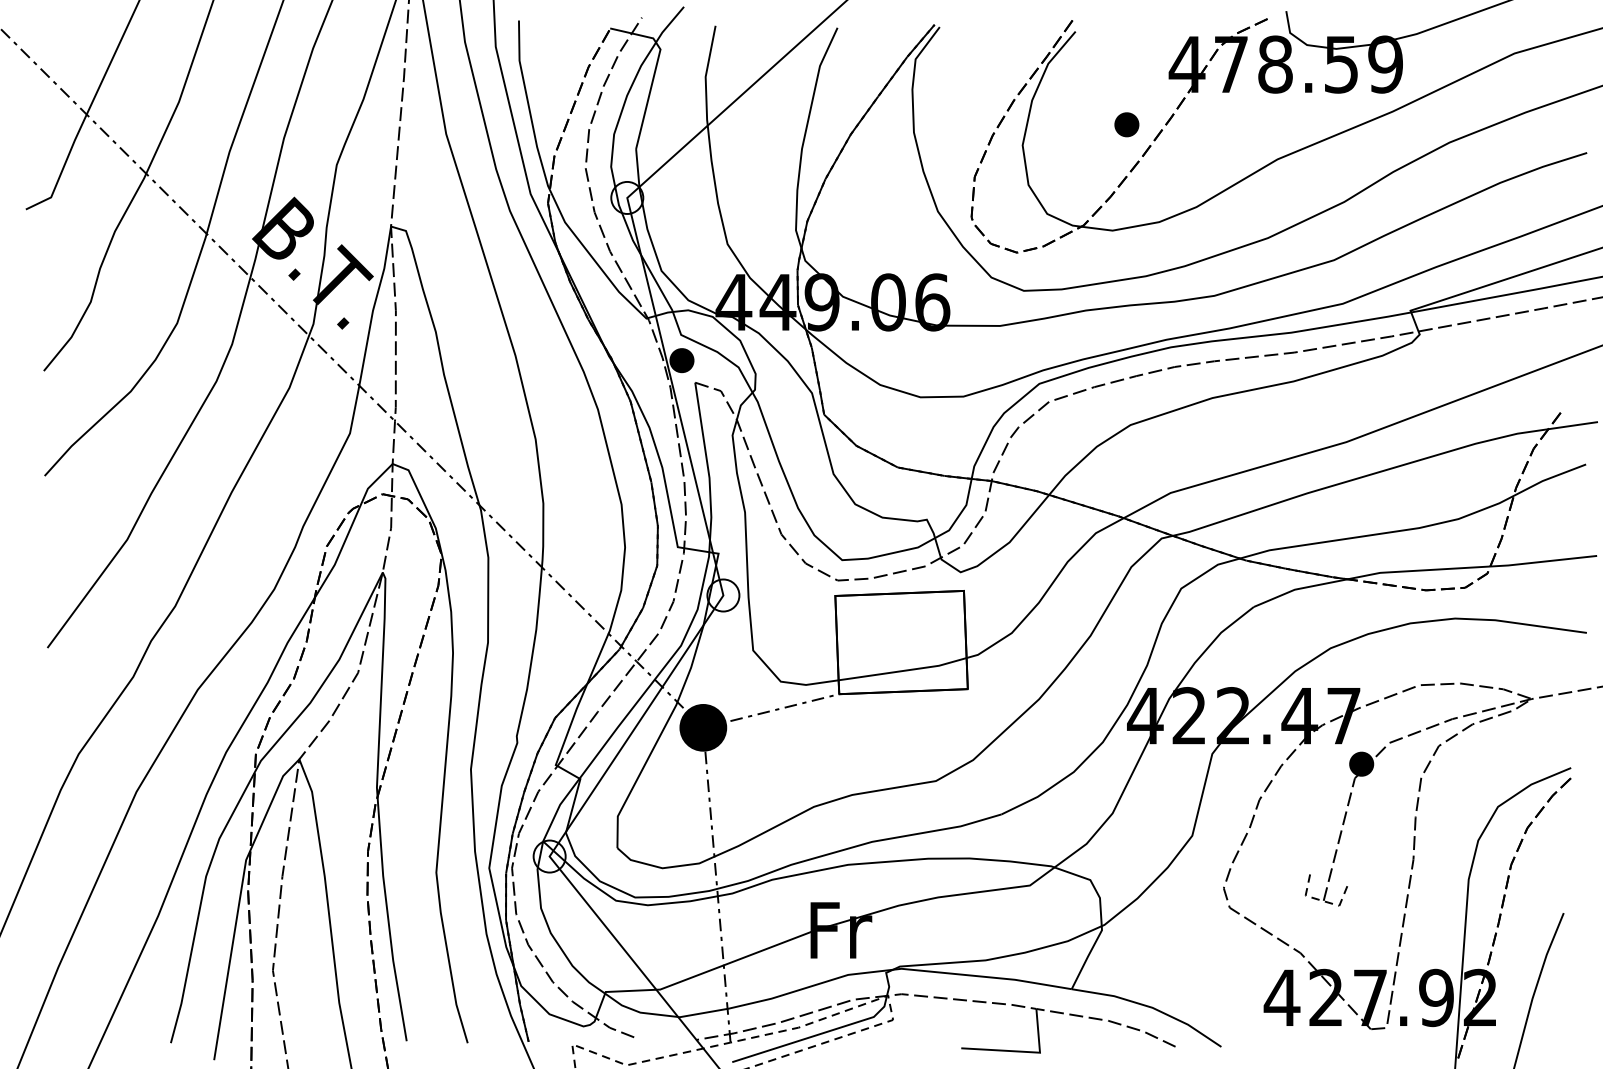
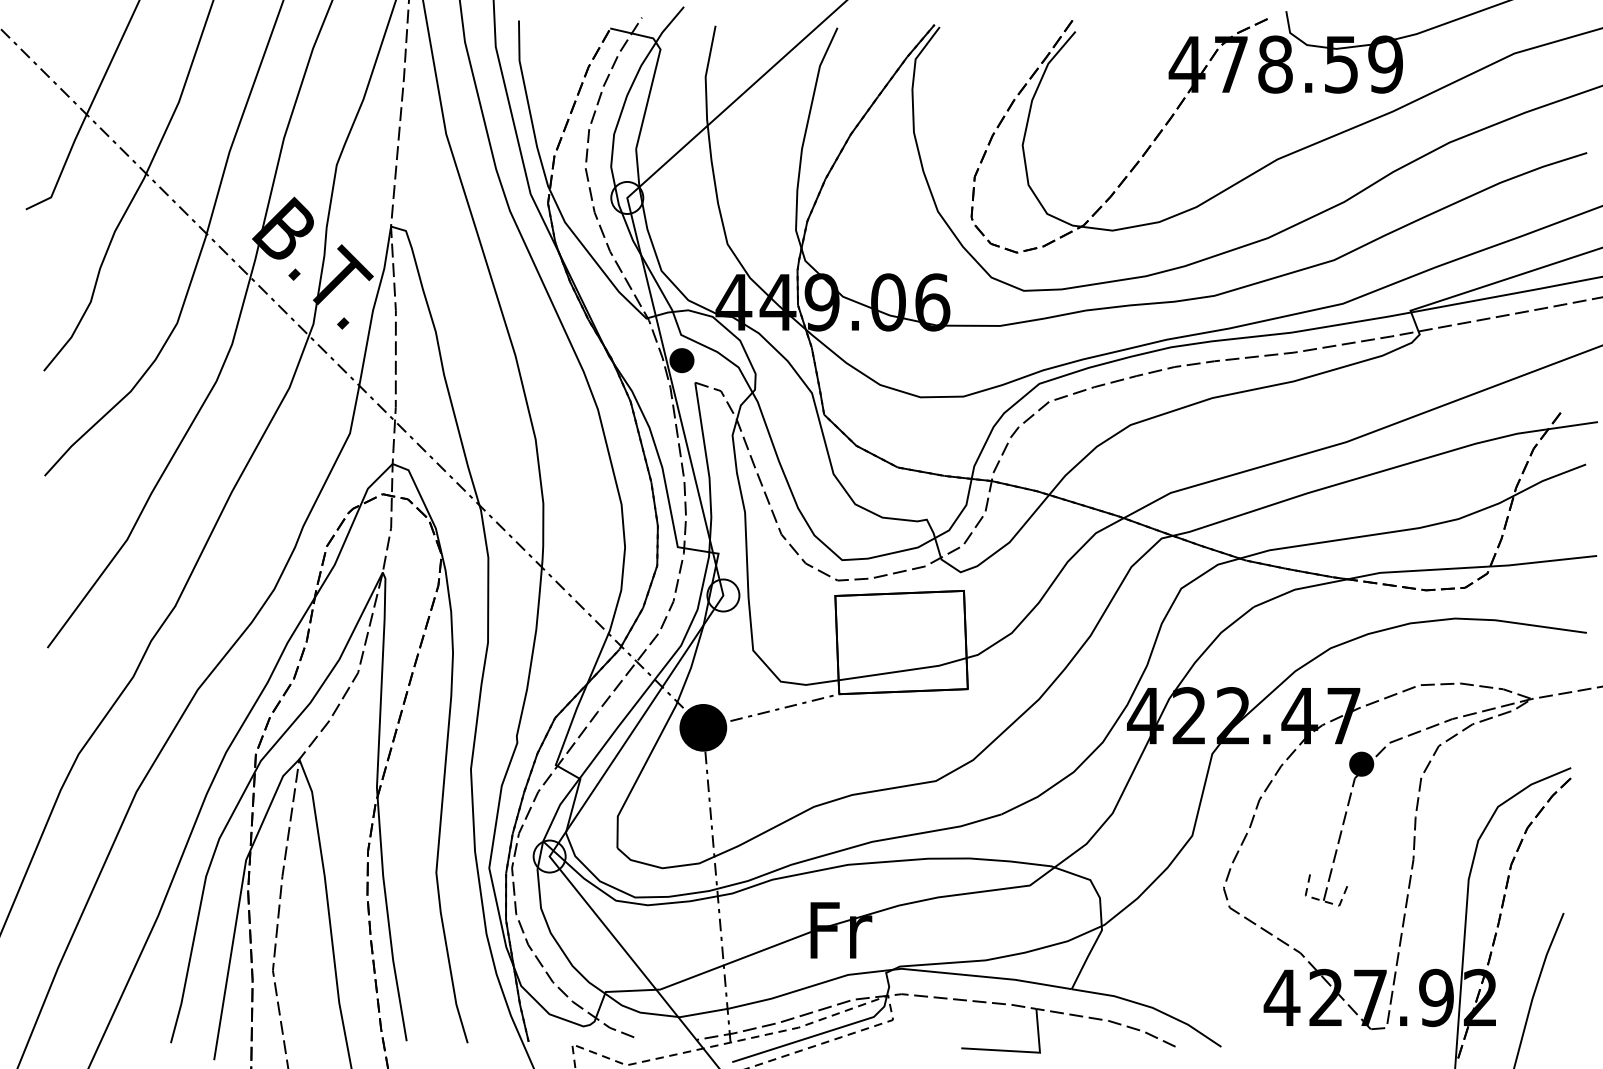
part: present -> none (1126, 124)
